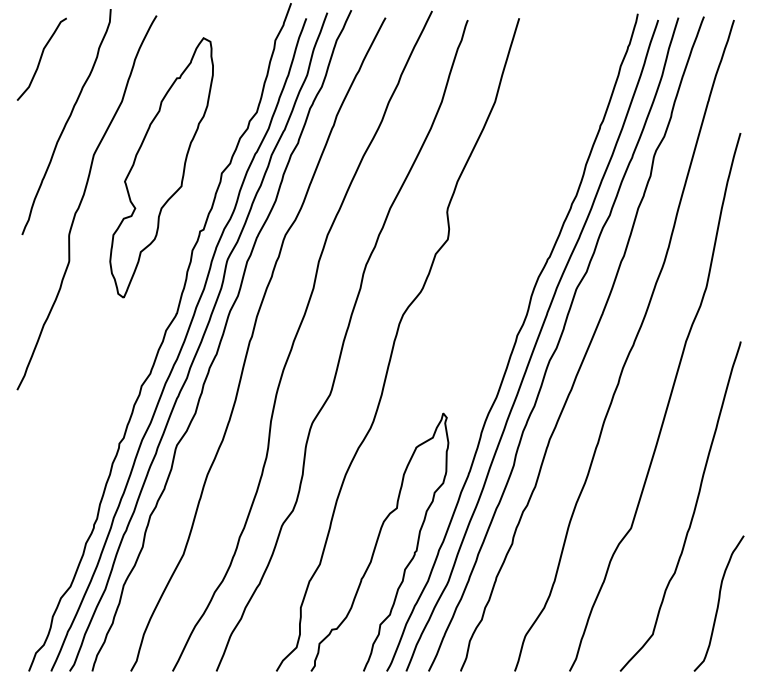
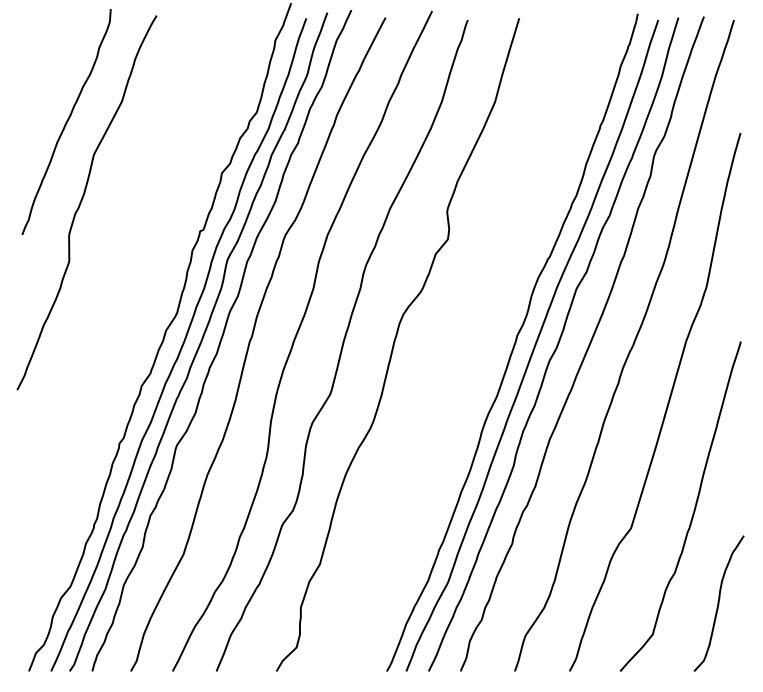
curve: present -> none (41, 58)
part: present -> none (161, 167)
curve: present -> none (378, 540)
